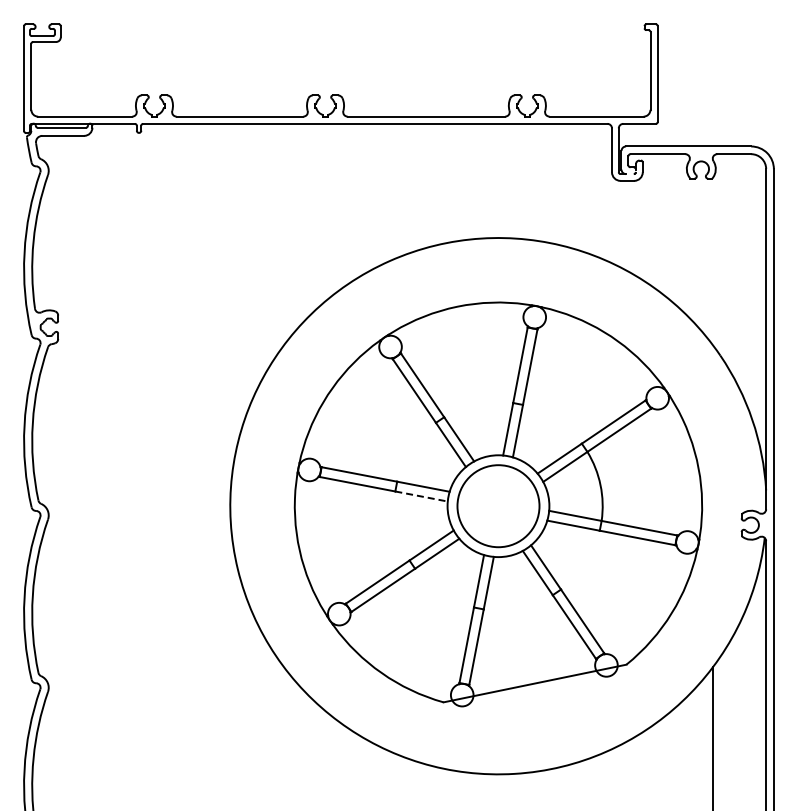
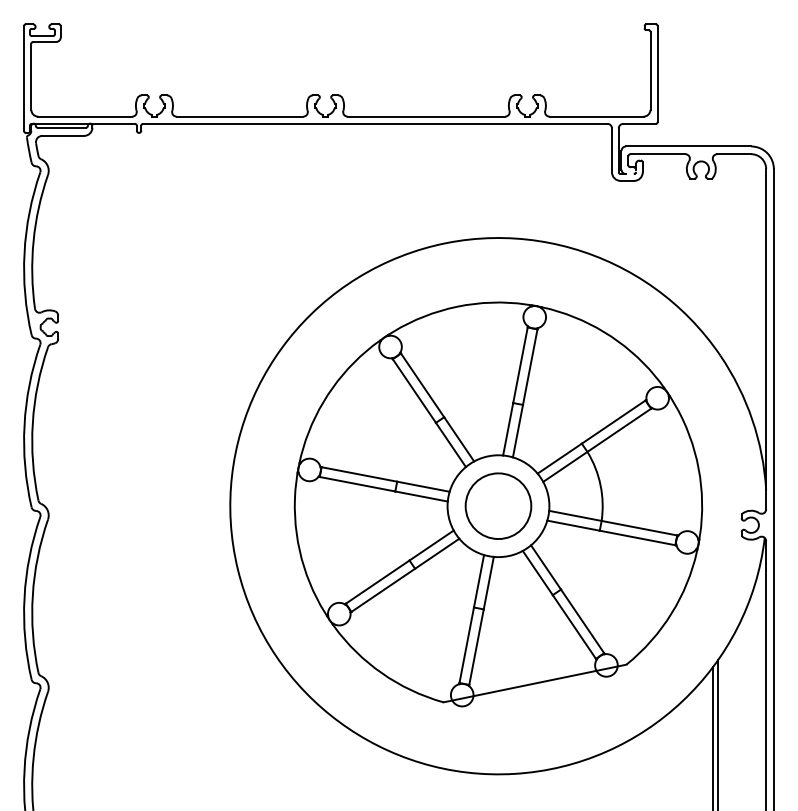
line: dashed -> solid (421, 496)
circle diameter: 82 px -> 66 px (498, 506)
line: none -> present (718, 733)
